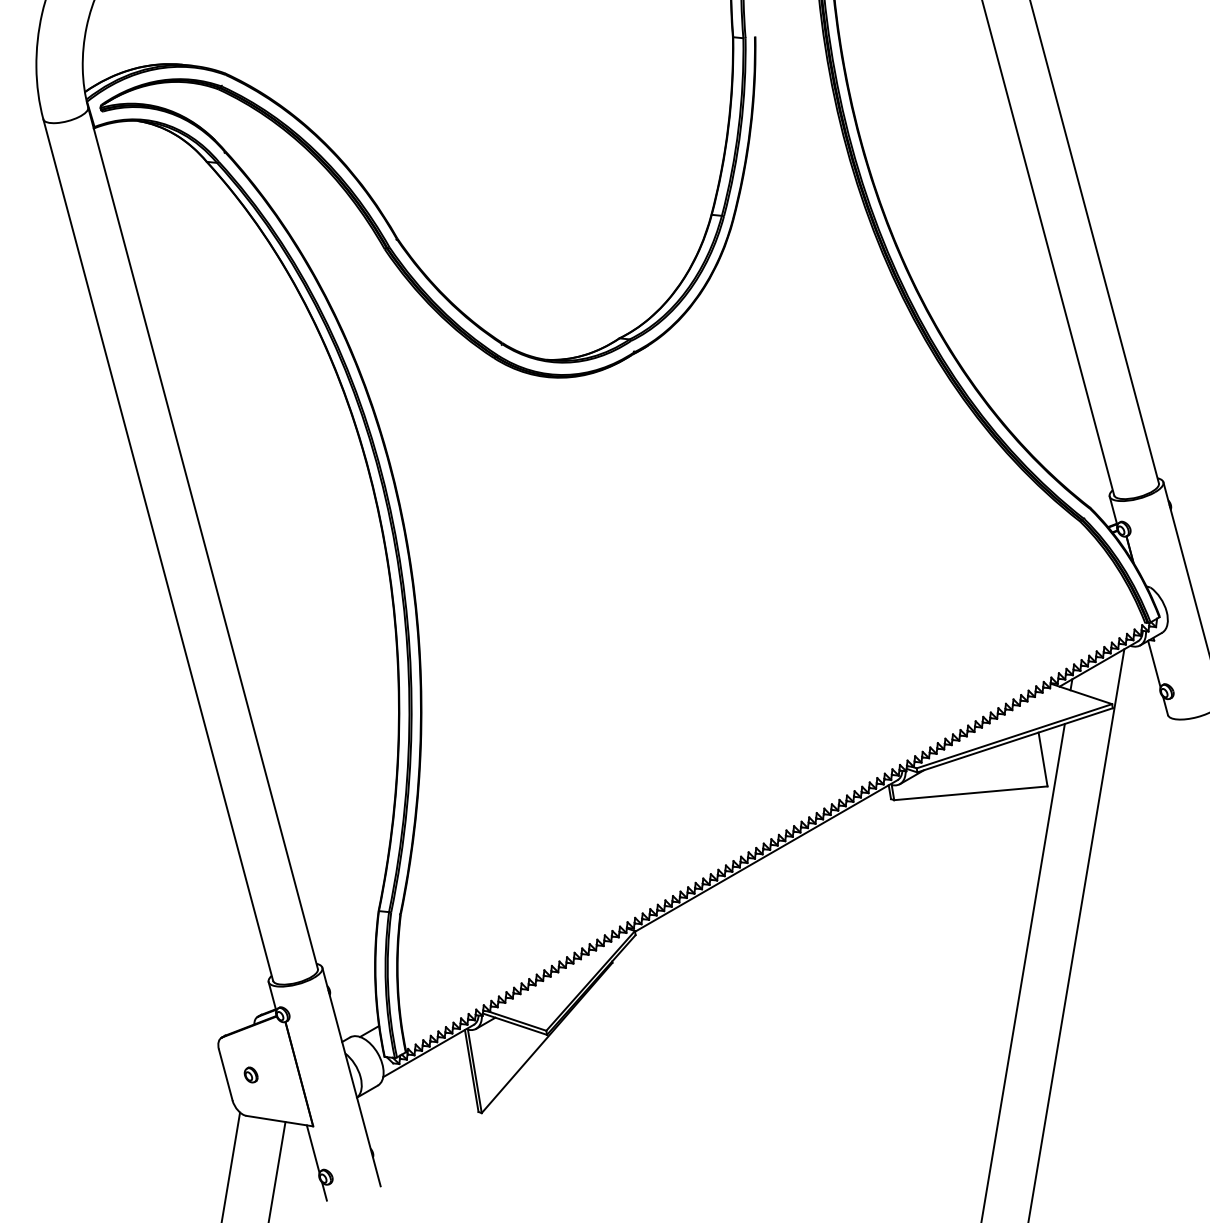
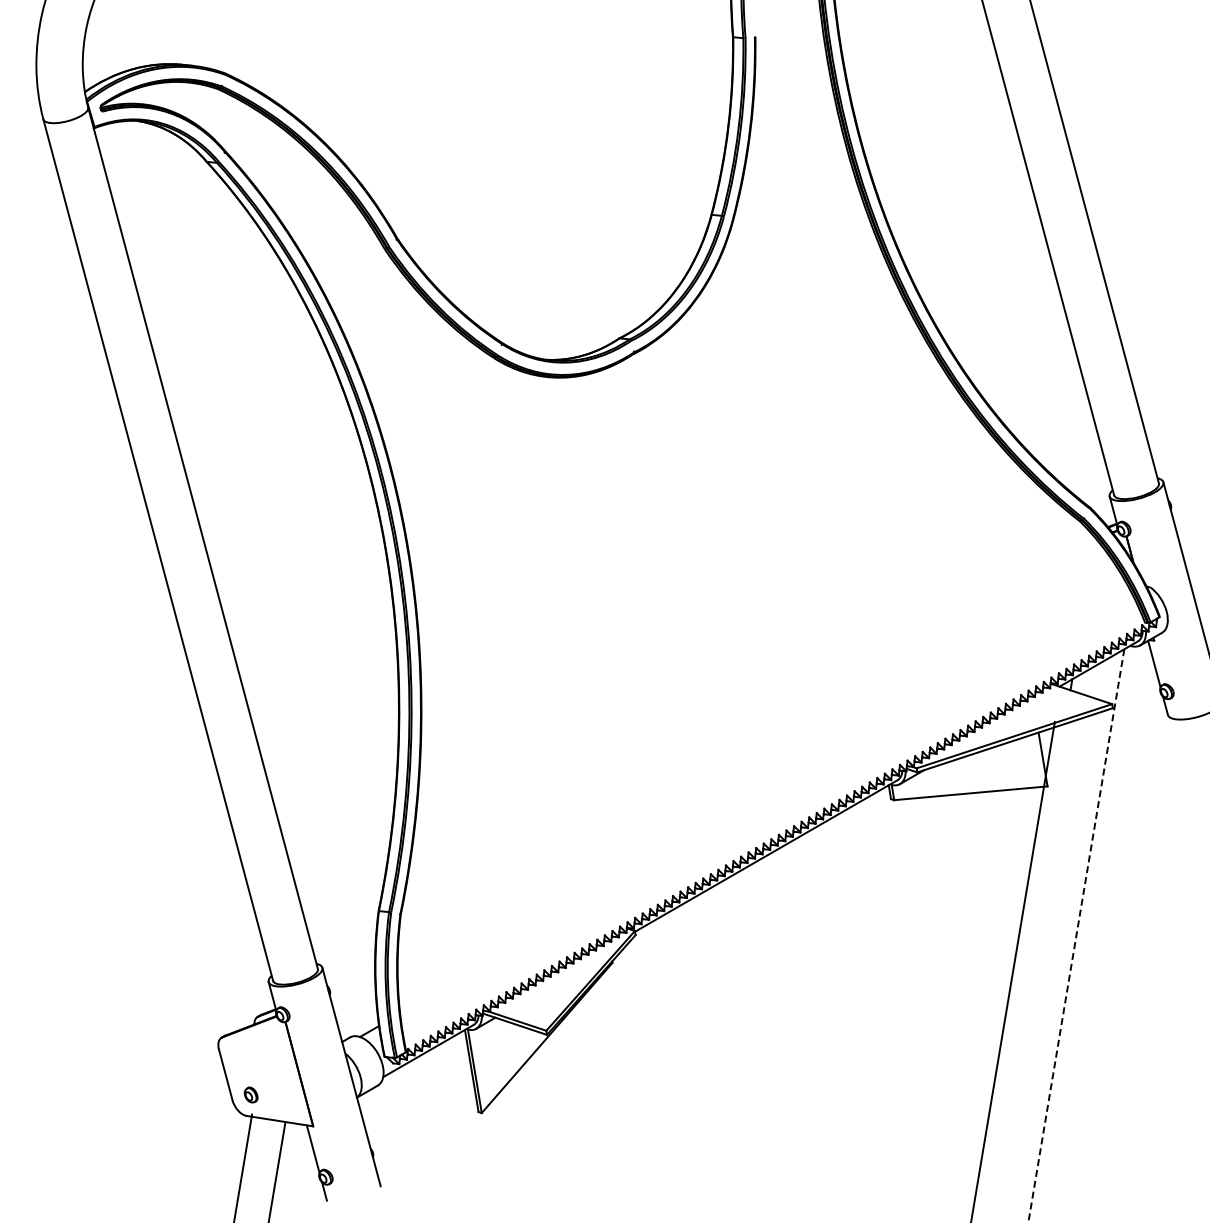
line: solid -> dashed (1076, 936)
line position: (1022, 971) -> (1012, 970) (1012, 970)
part position: (250, 1074) -> (250, 1094) (250, 1094)
line position: (231, 1165) -> (243, 1166) (243, 1166)
